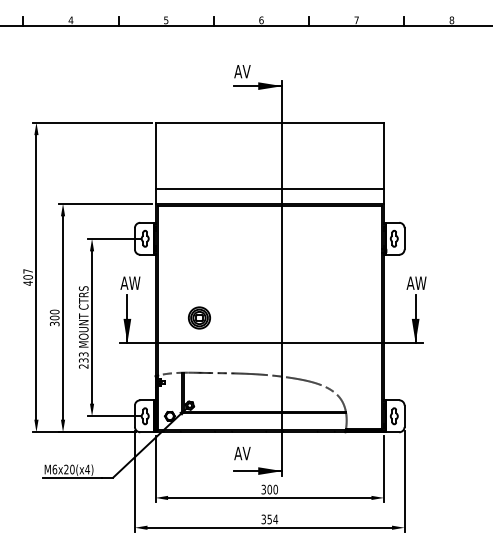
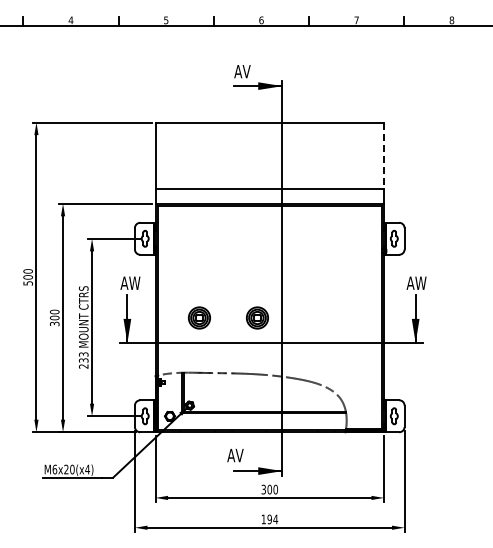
line: solid -> dashed (384, 155)
text: 407 -> 500 (27, 277)
part: none -> present (257, 317)
text position: (242, 453) -> (235, 455) (235, 455)
text: 354 -> 194 (266, 519)
